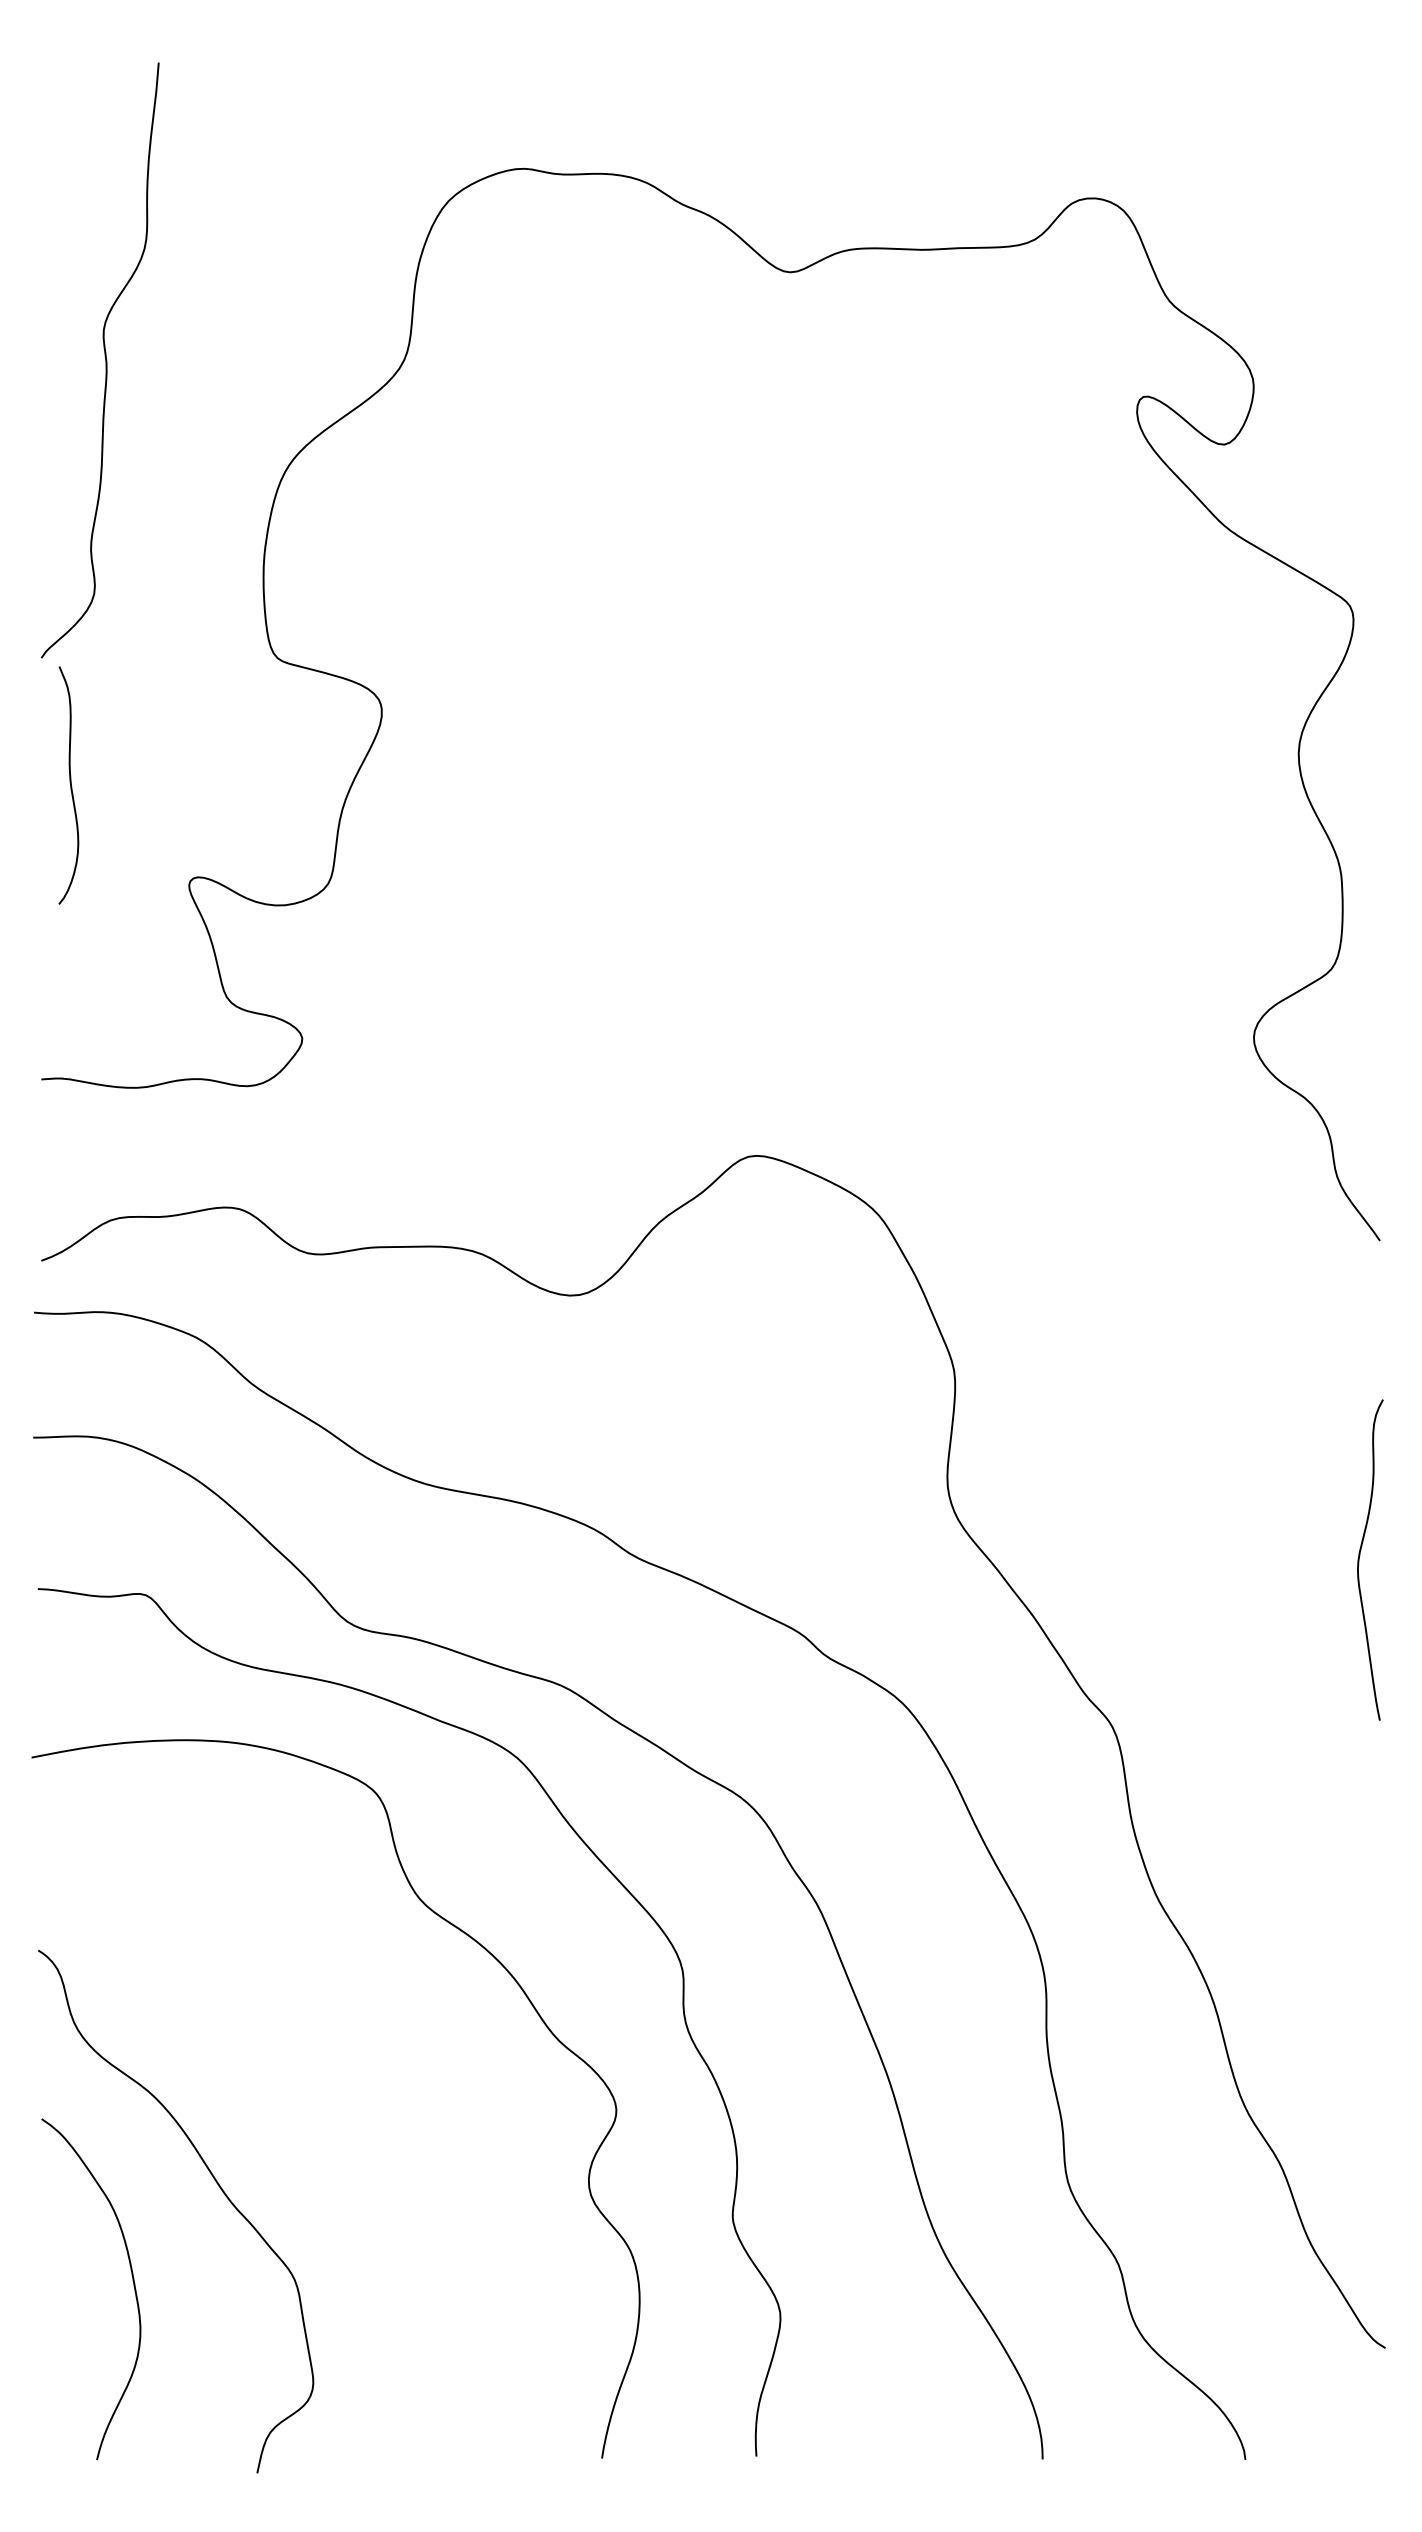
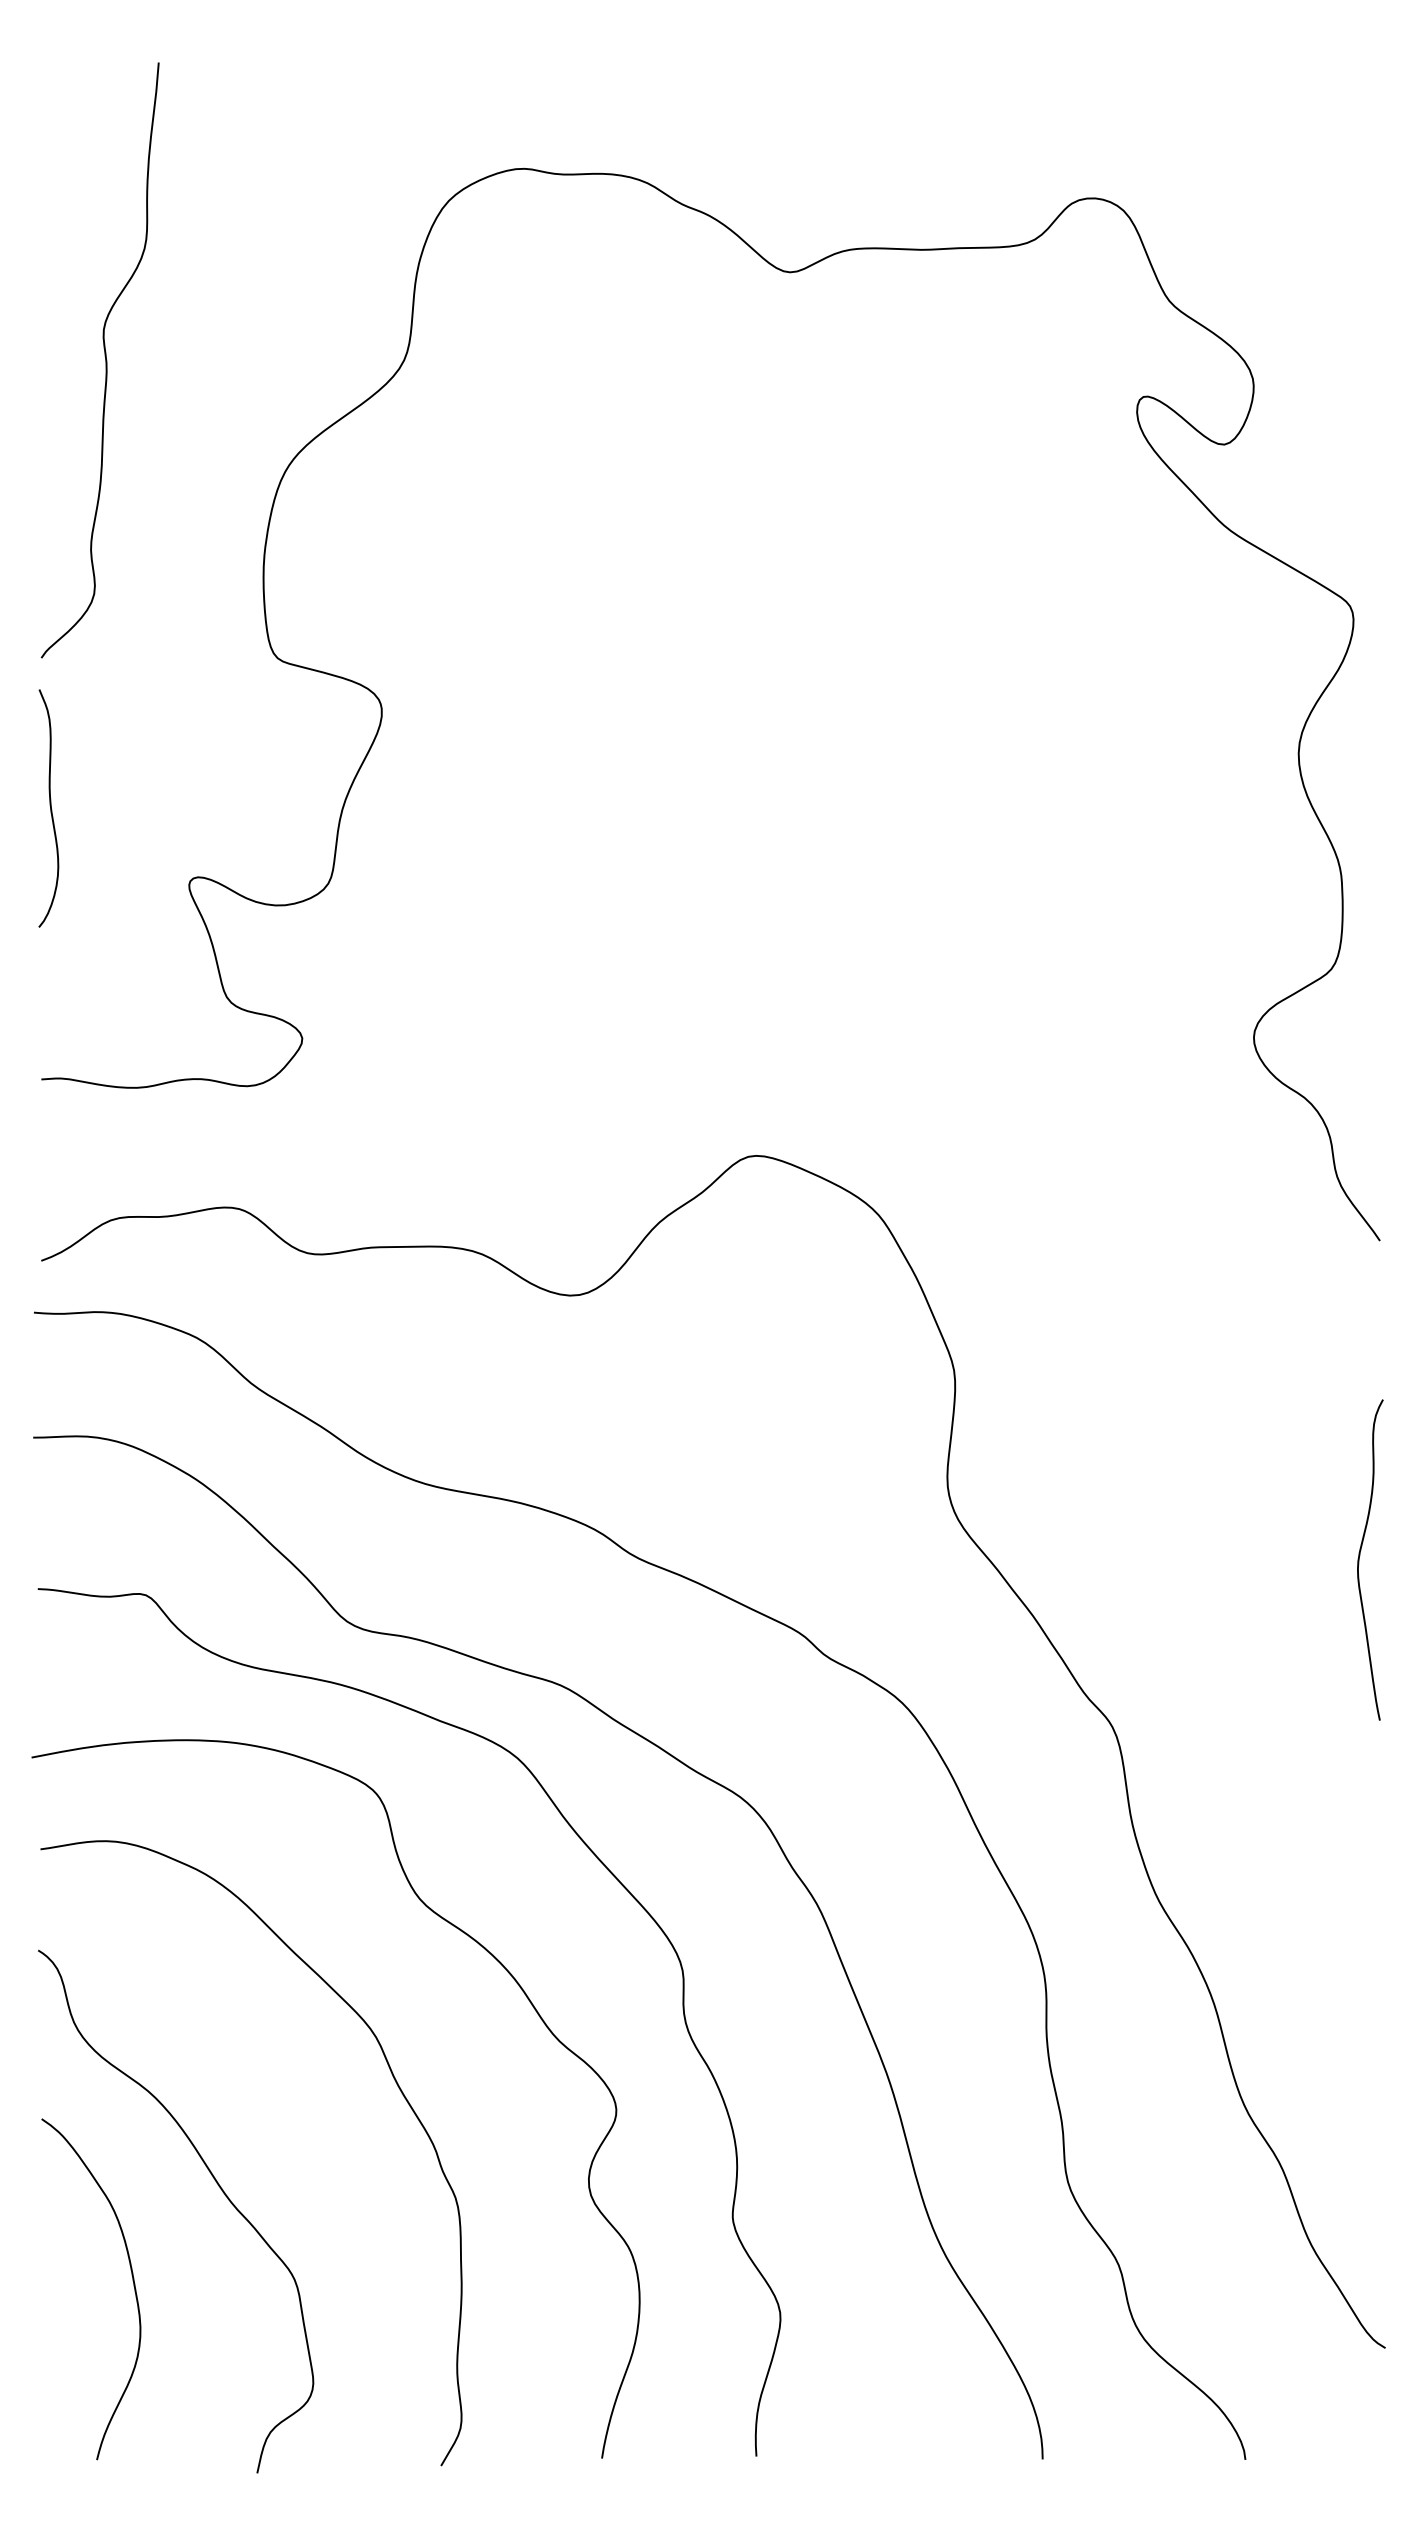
curve position: (70, 785) -> (50, 808) (50, 808)
curve: none -> present (395, 2082)
